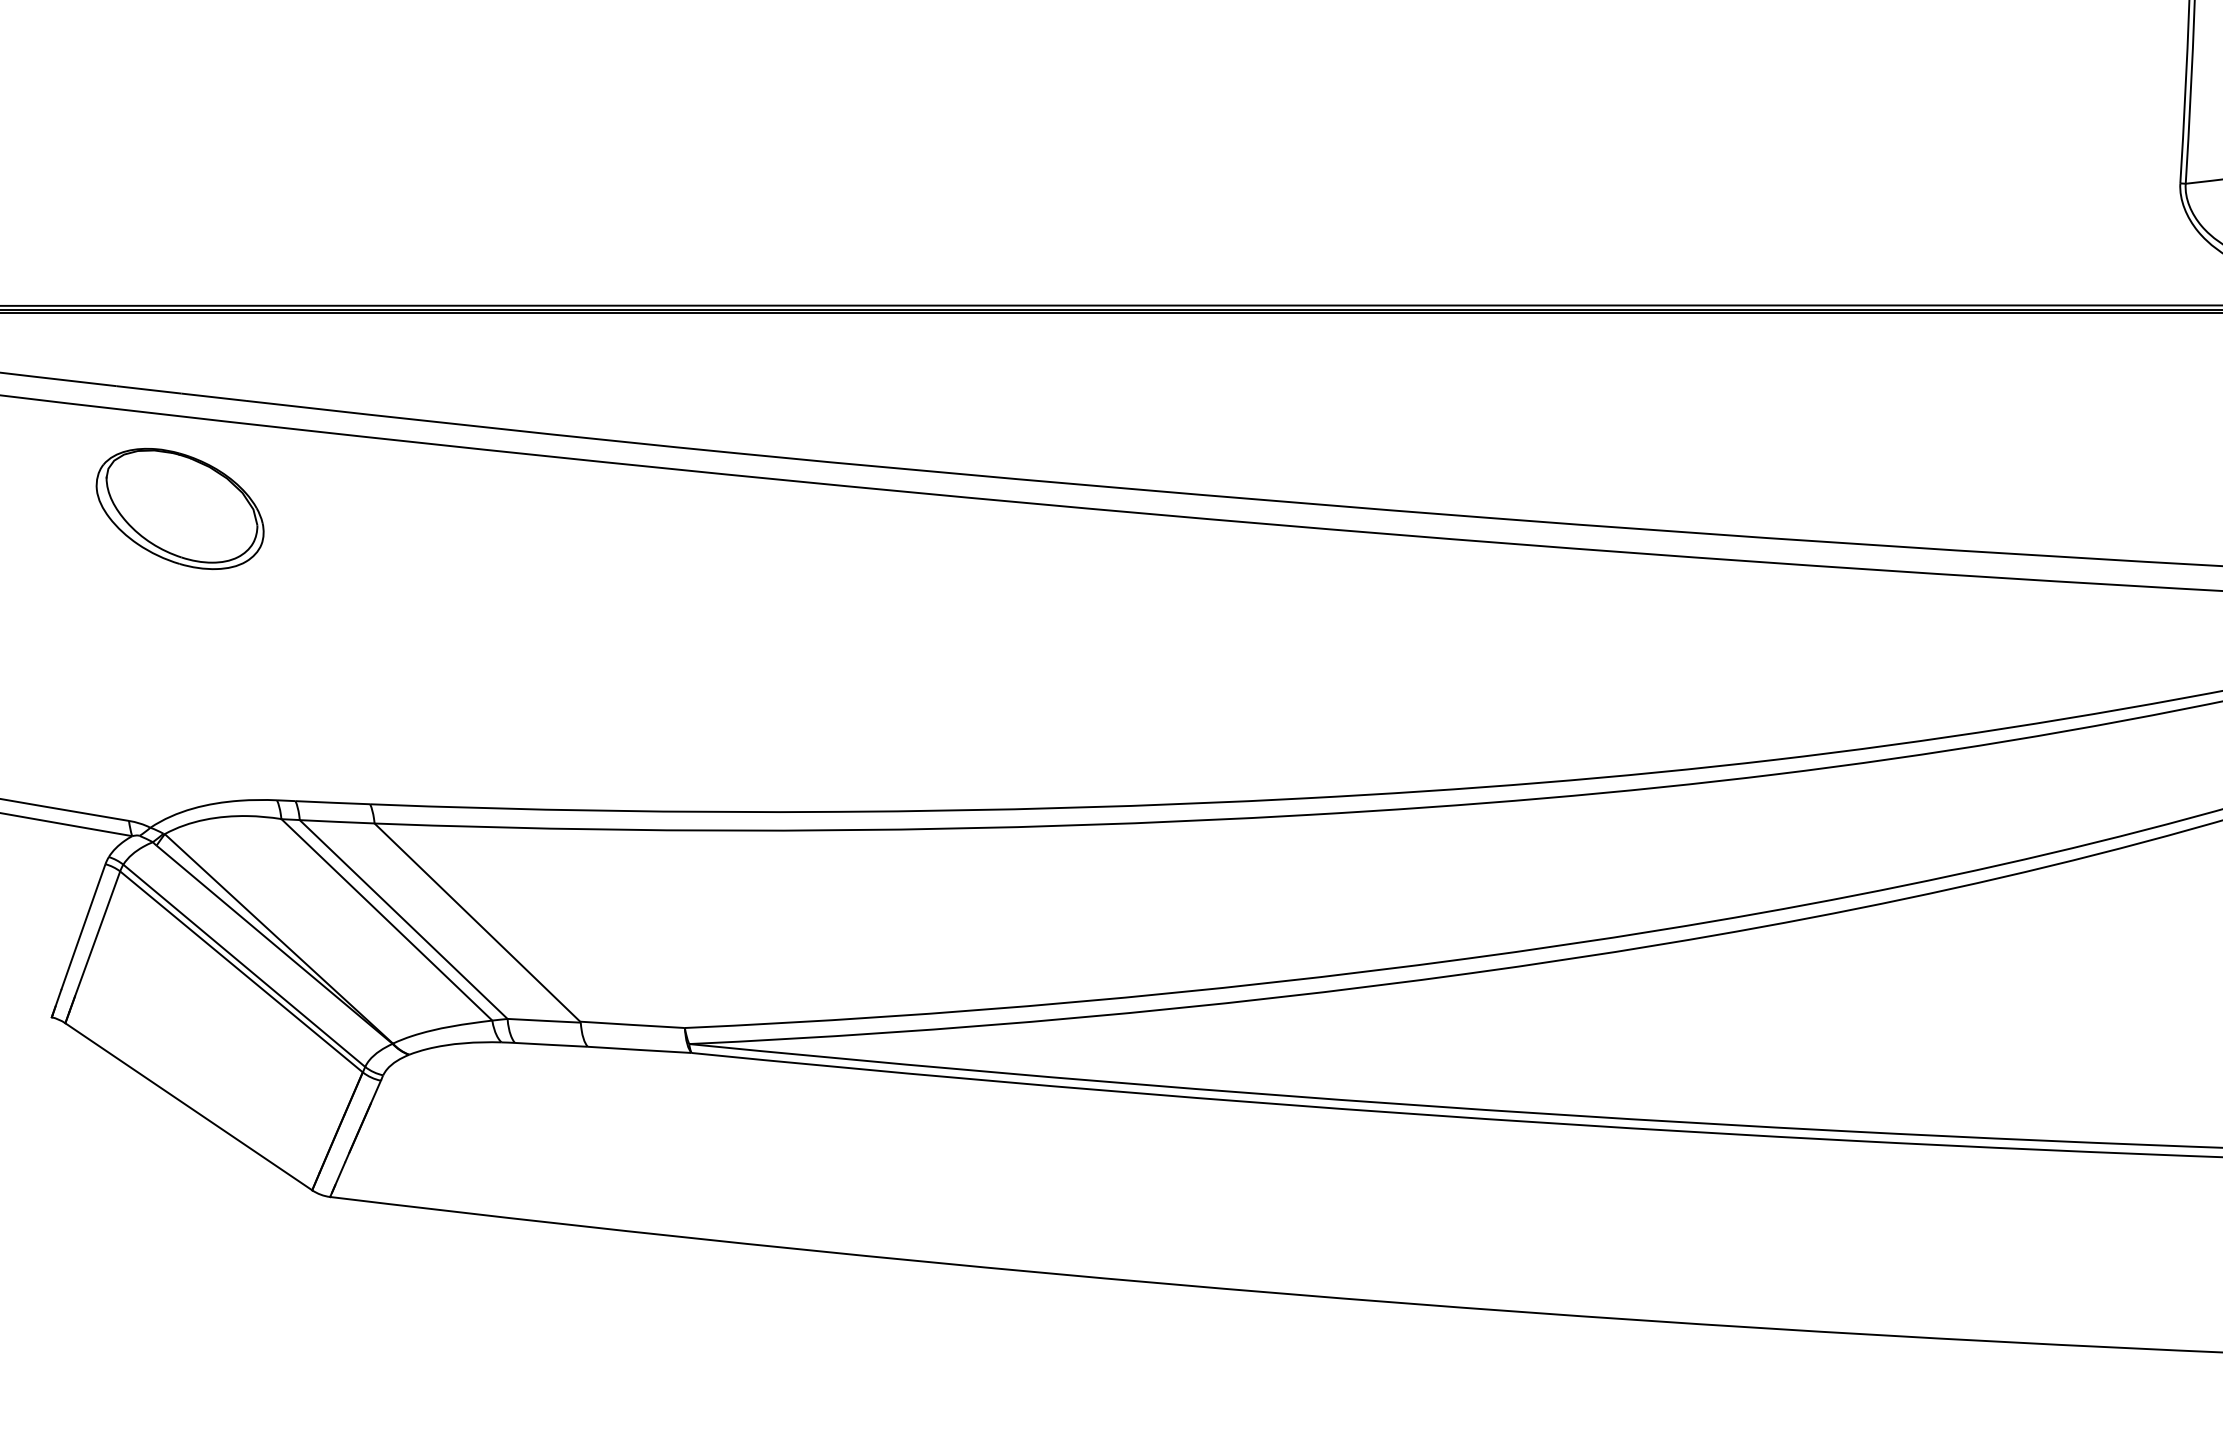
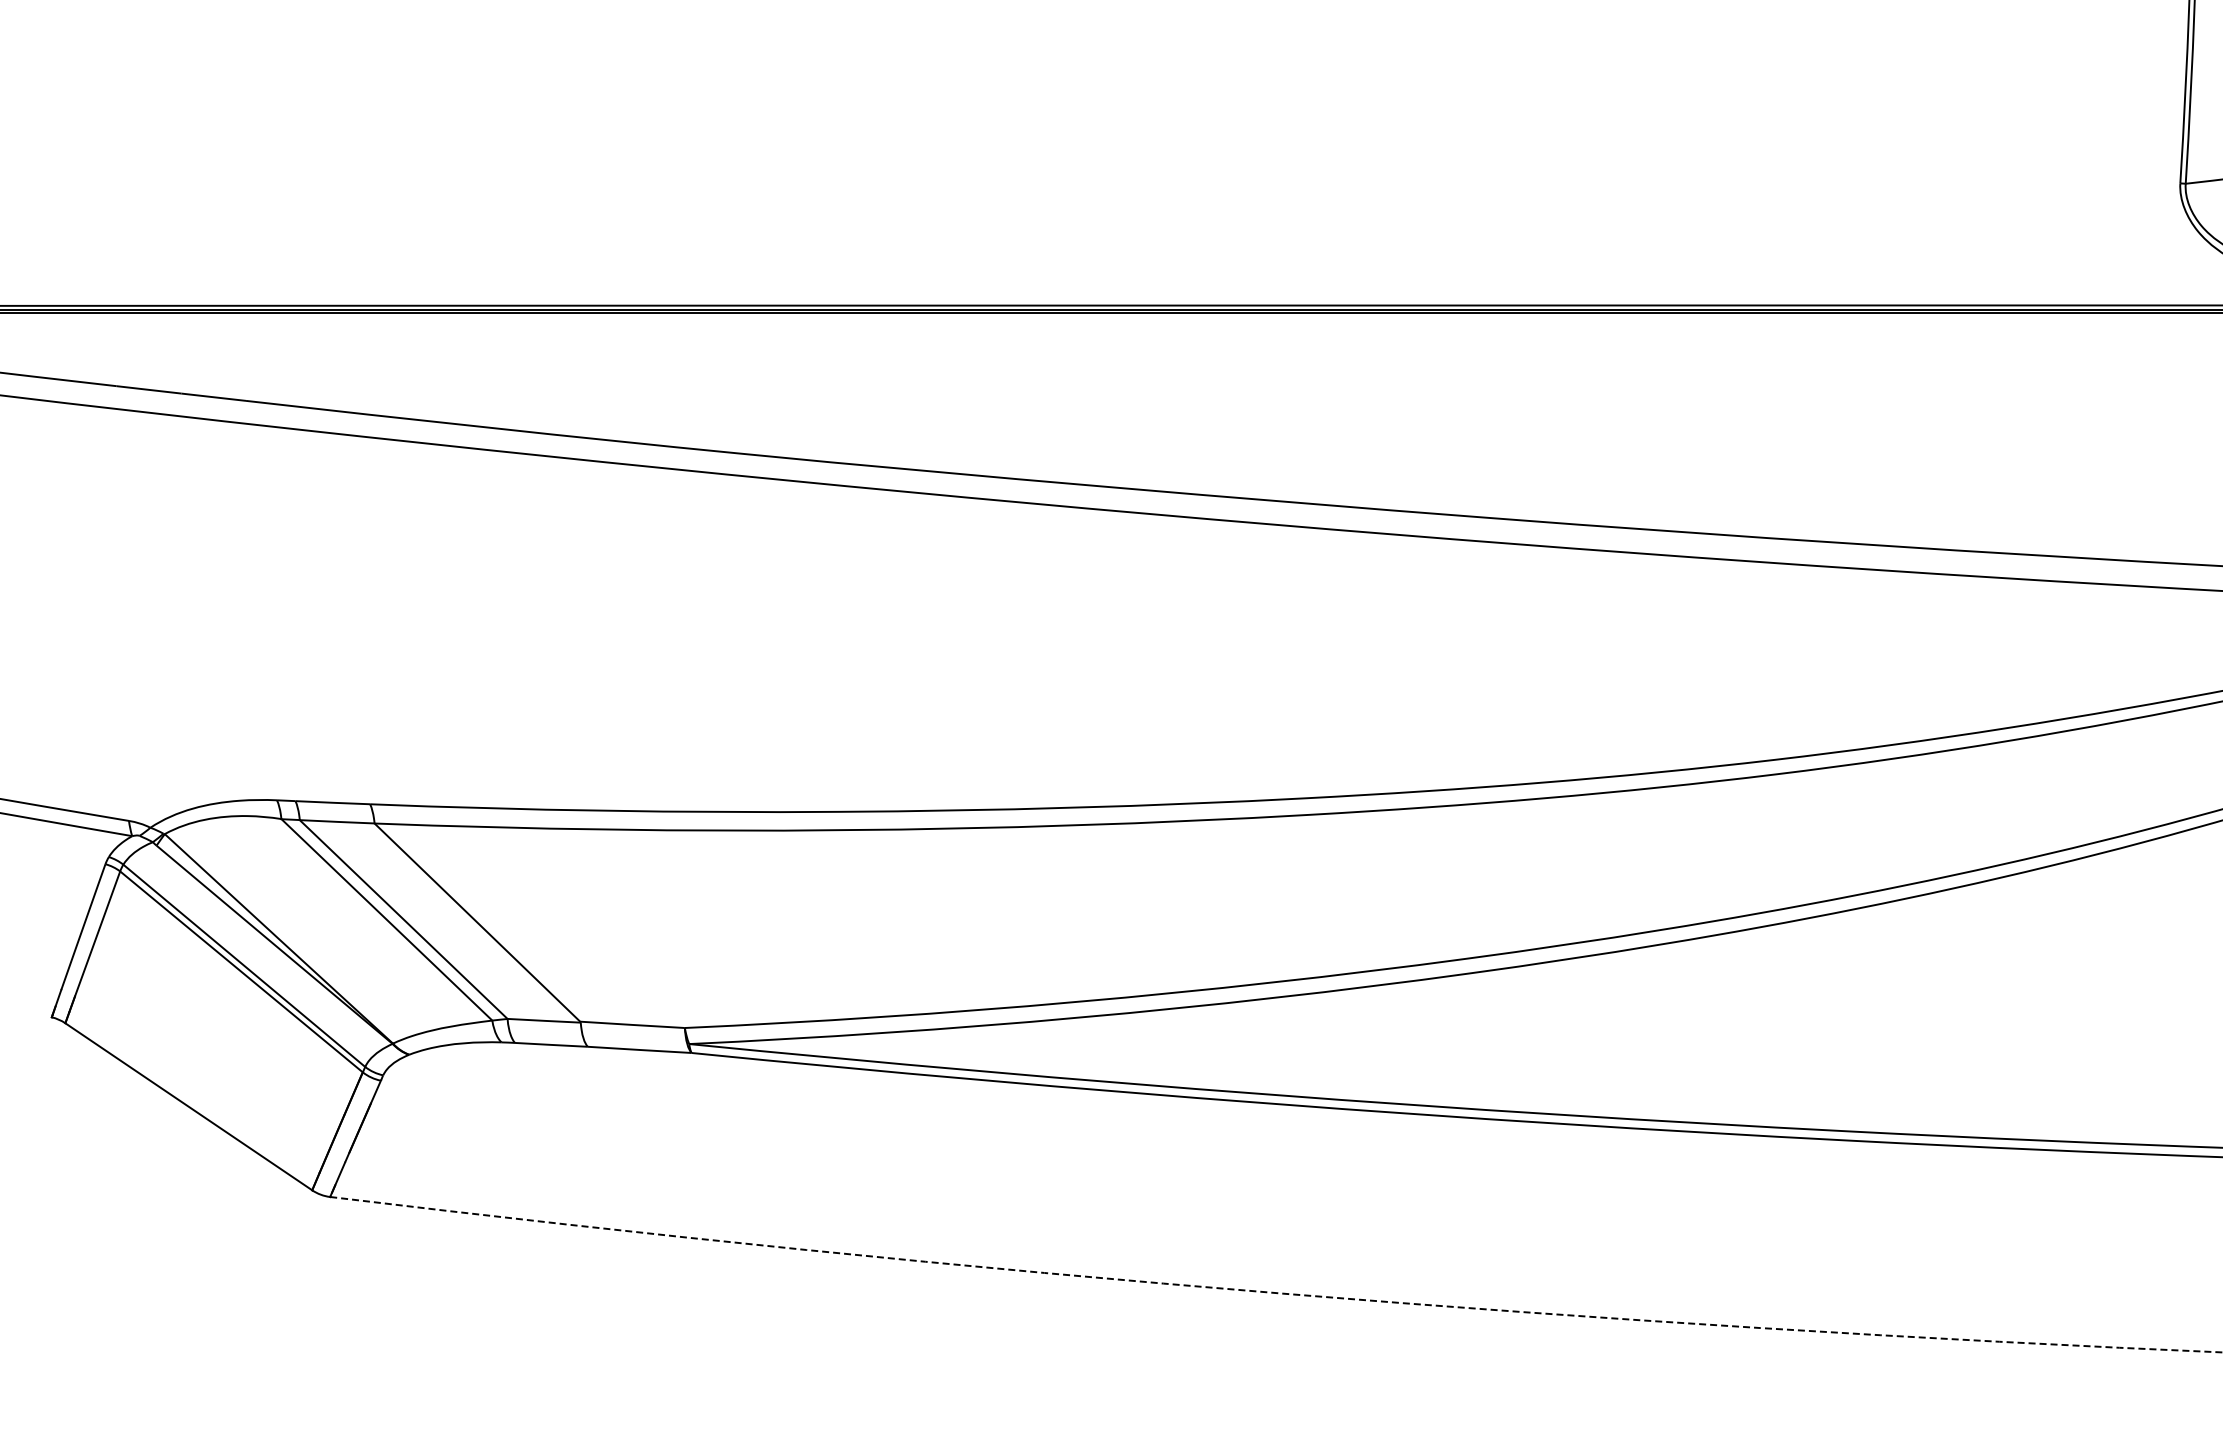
part: present -> none (179, 508)
arc: solid -> dashed (1276, 1293)
